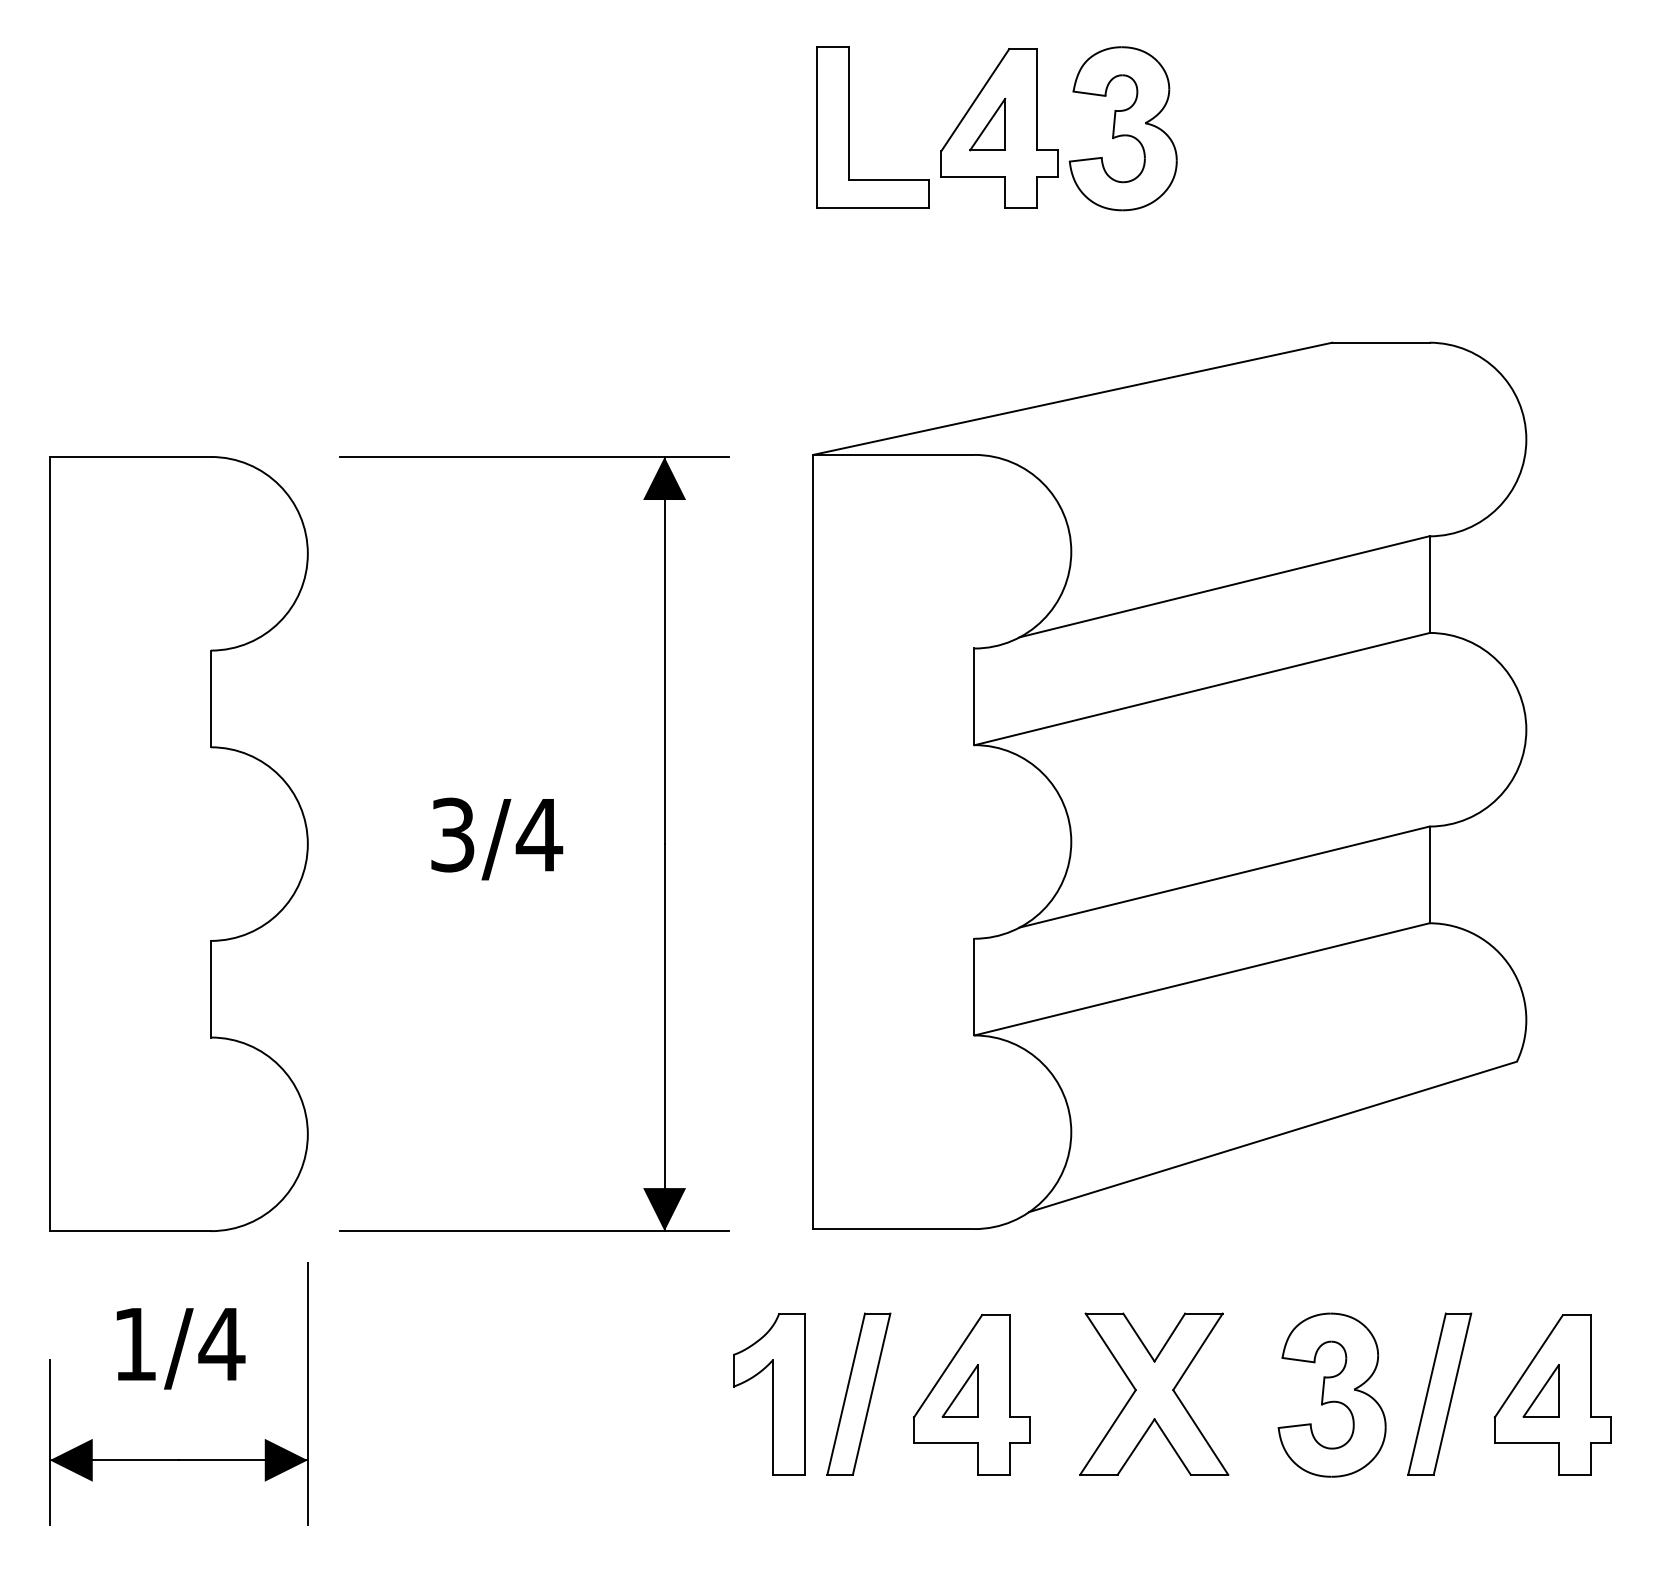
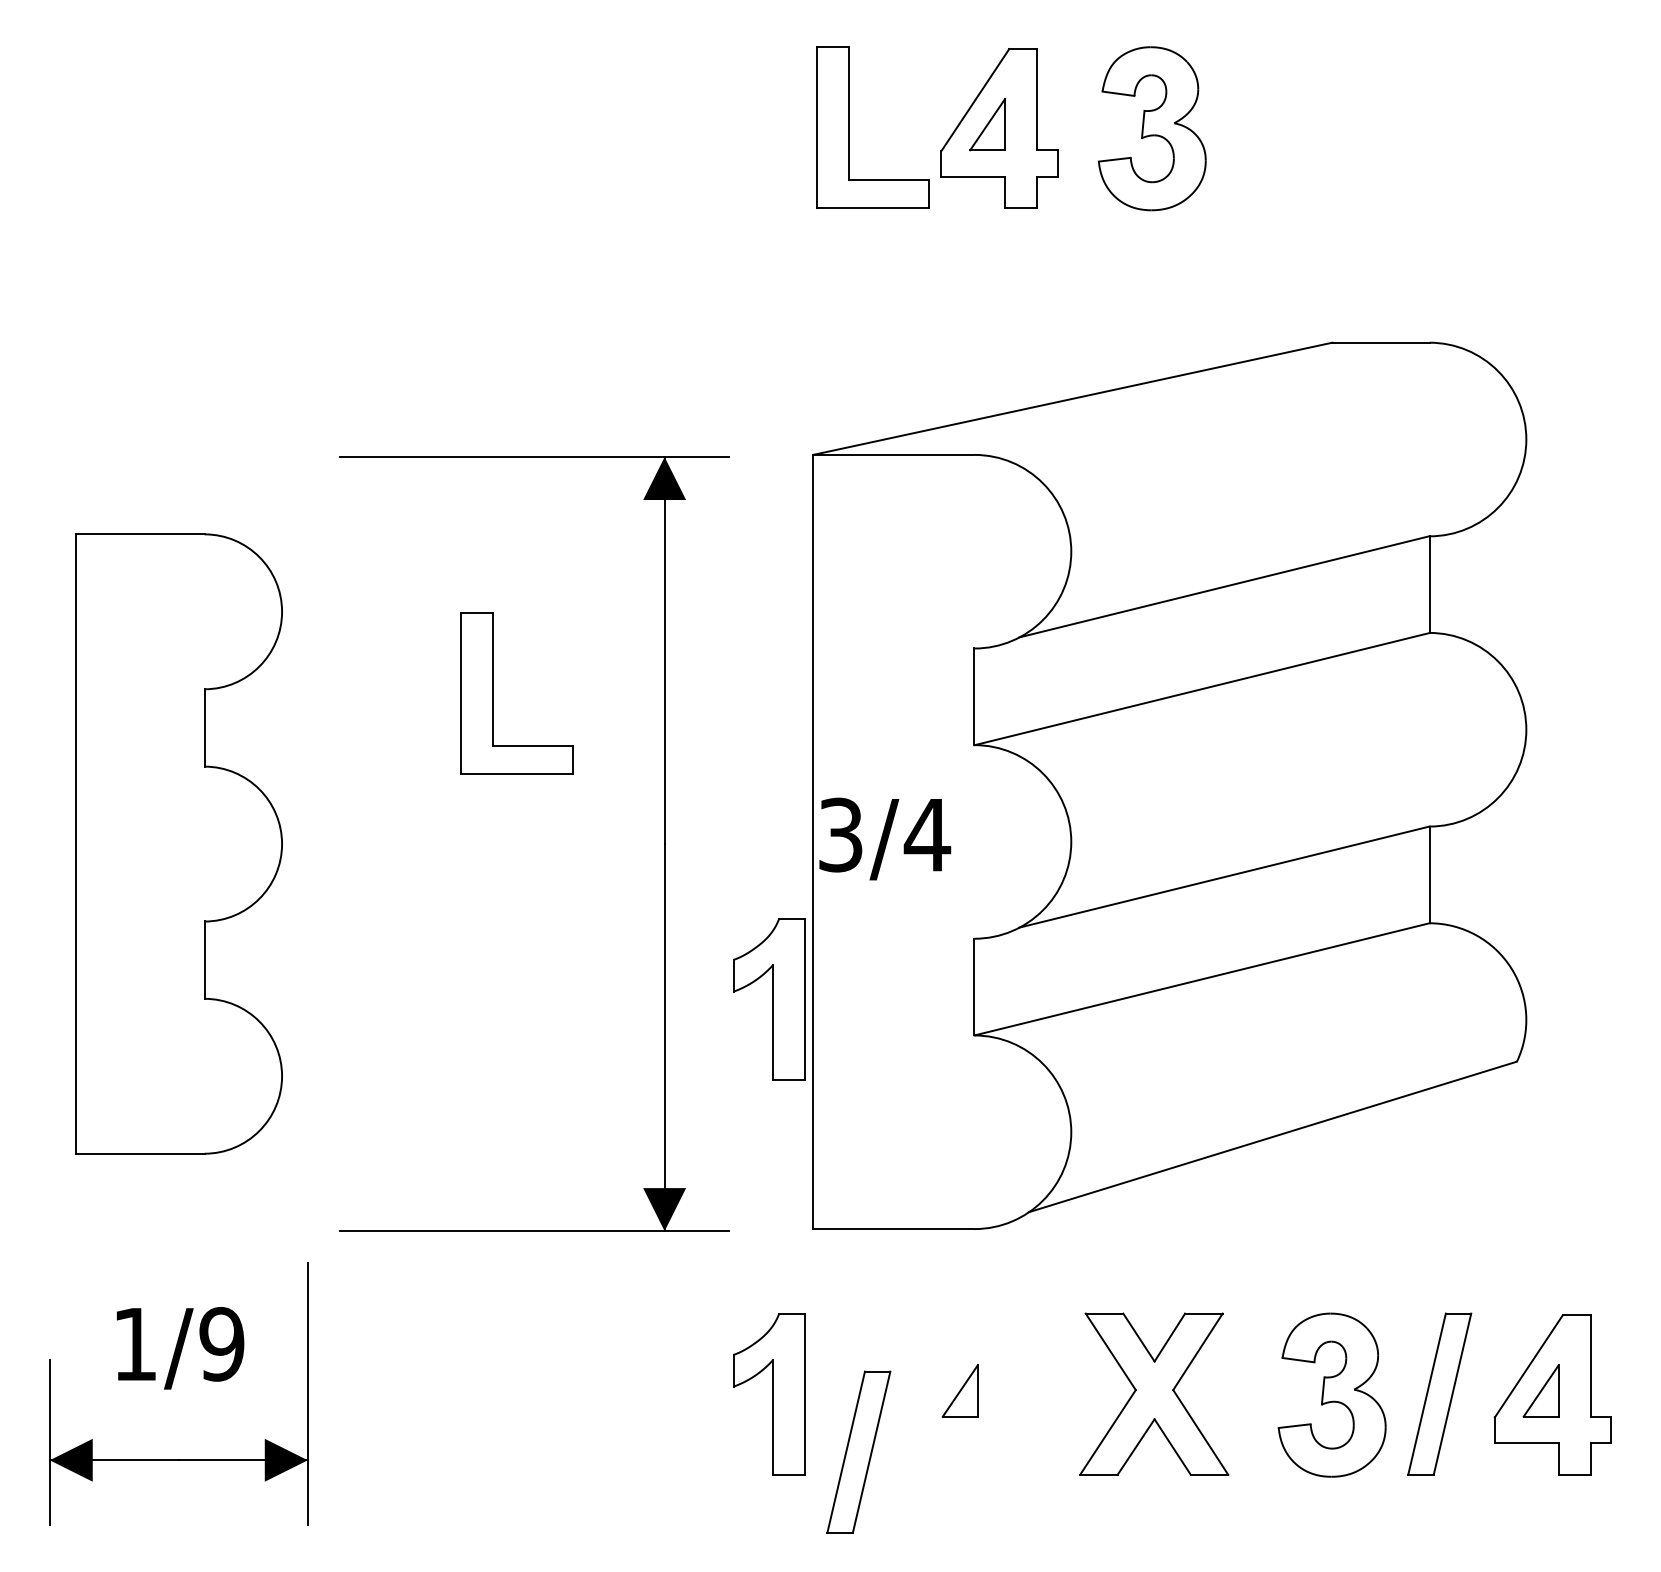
part position: (1122, 128) -> (1151, 128) (1151, 128)
part: none -> present (493, 693)
text position: (497, 838) -> (885, 838) (885, 838)
part size: 260x776 px -> 208x622 px (178, 843)
part: none -> present (769, 999)
text: 1/4 -> 1/9 (221, 1344)
part position: (858, 1393) -> (858, 1451) (858, 1451)
part: present -> none (971, 1394)
